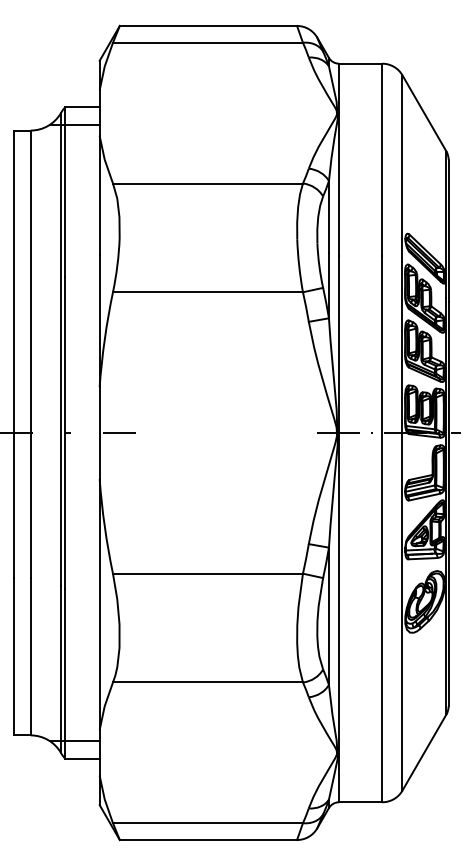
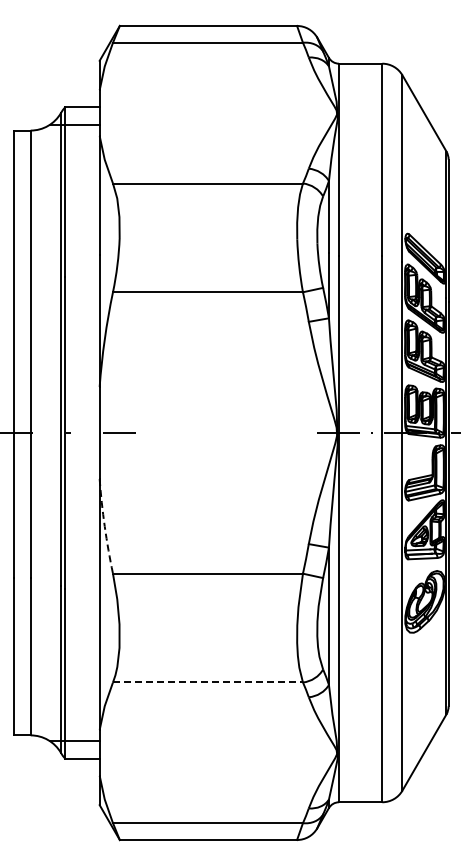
arc: solid -> dashed (104, 526)
line: solid -> dashed (207, 682)
